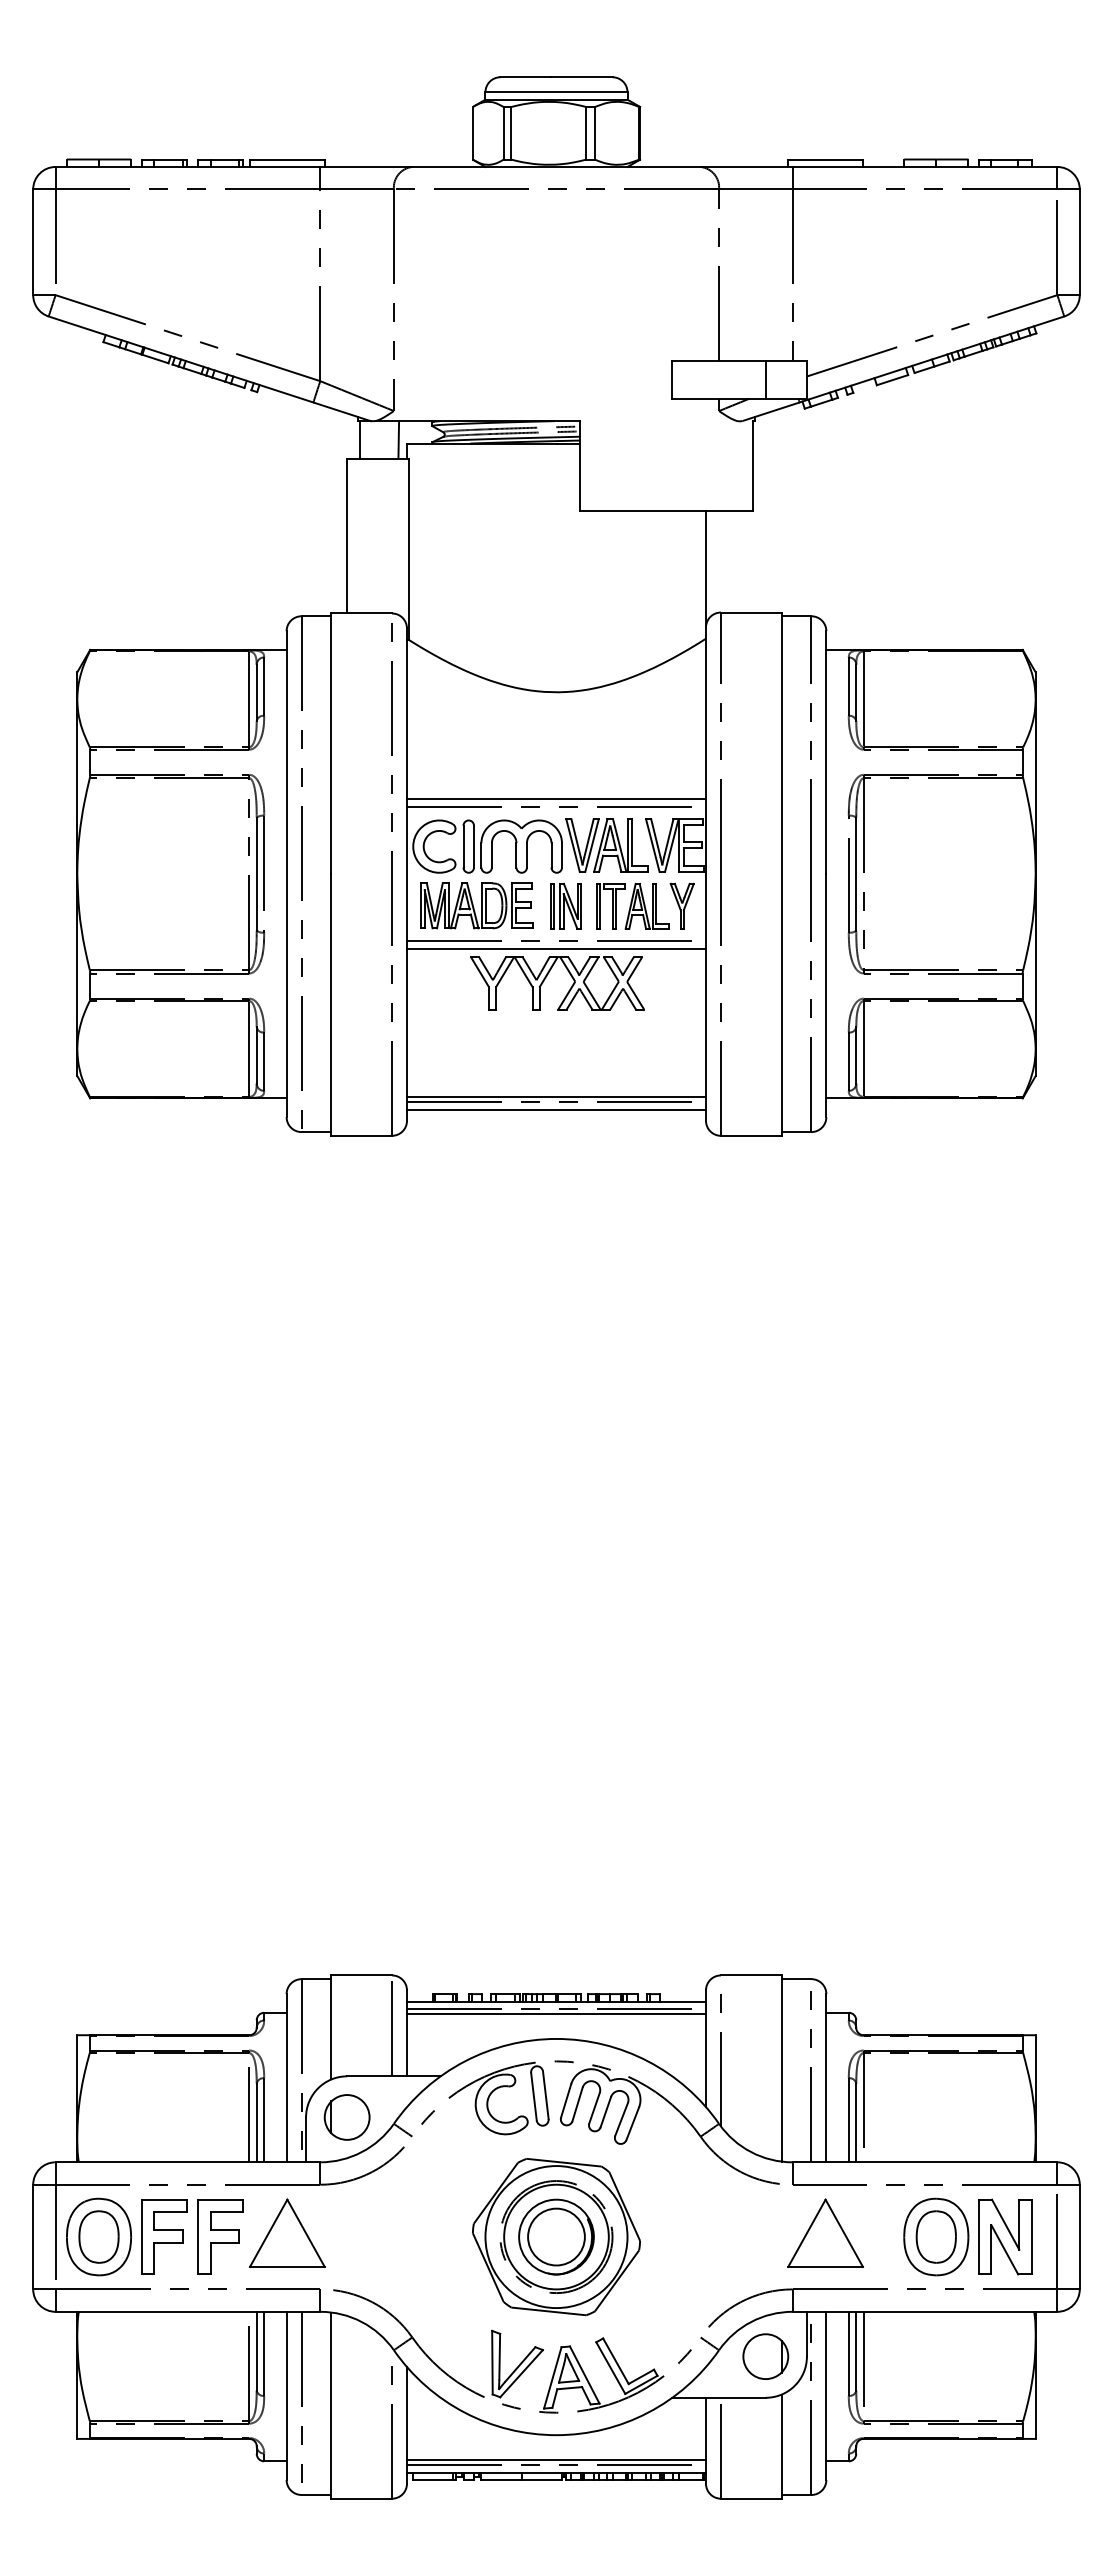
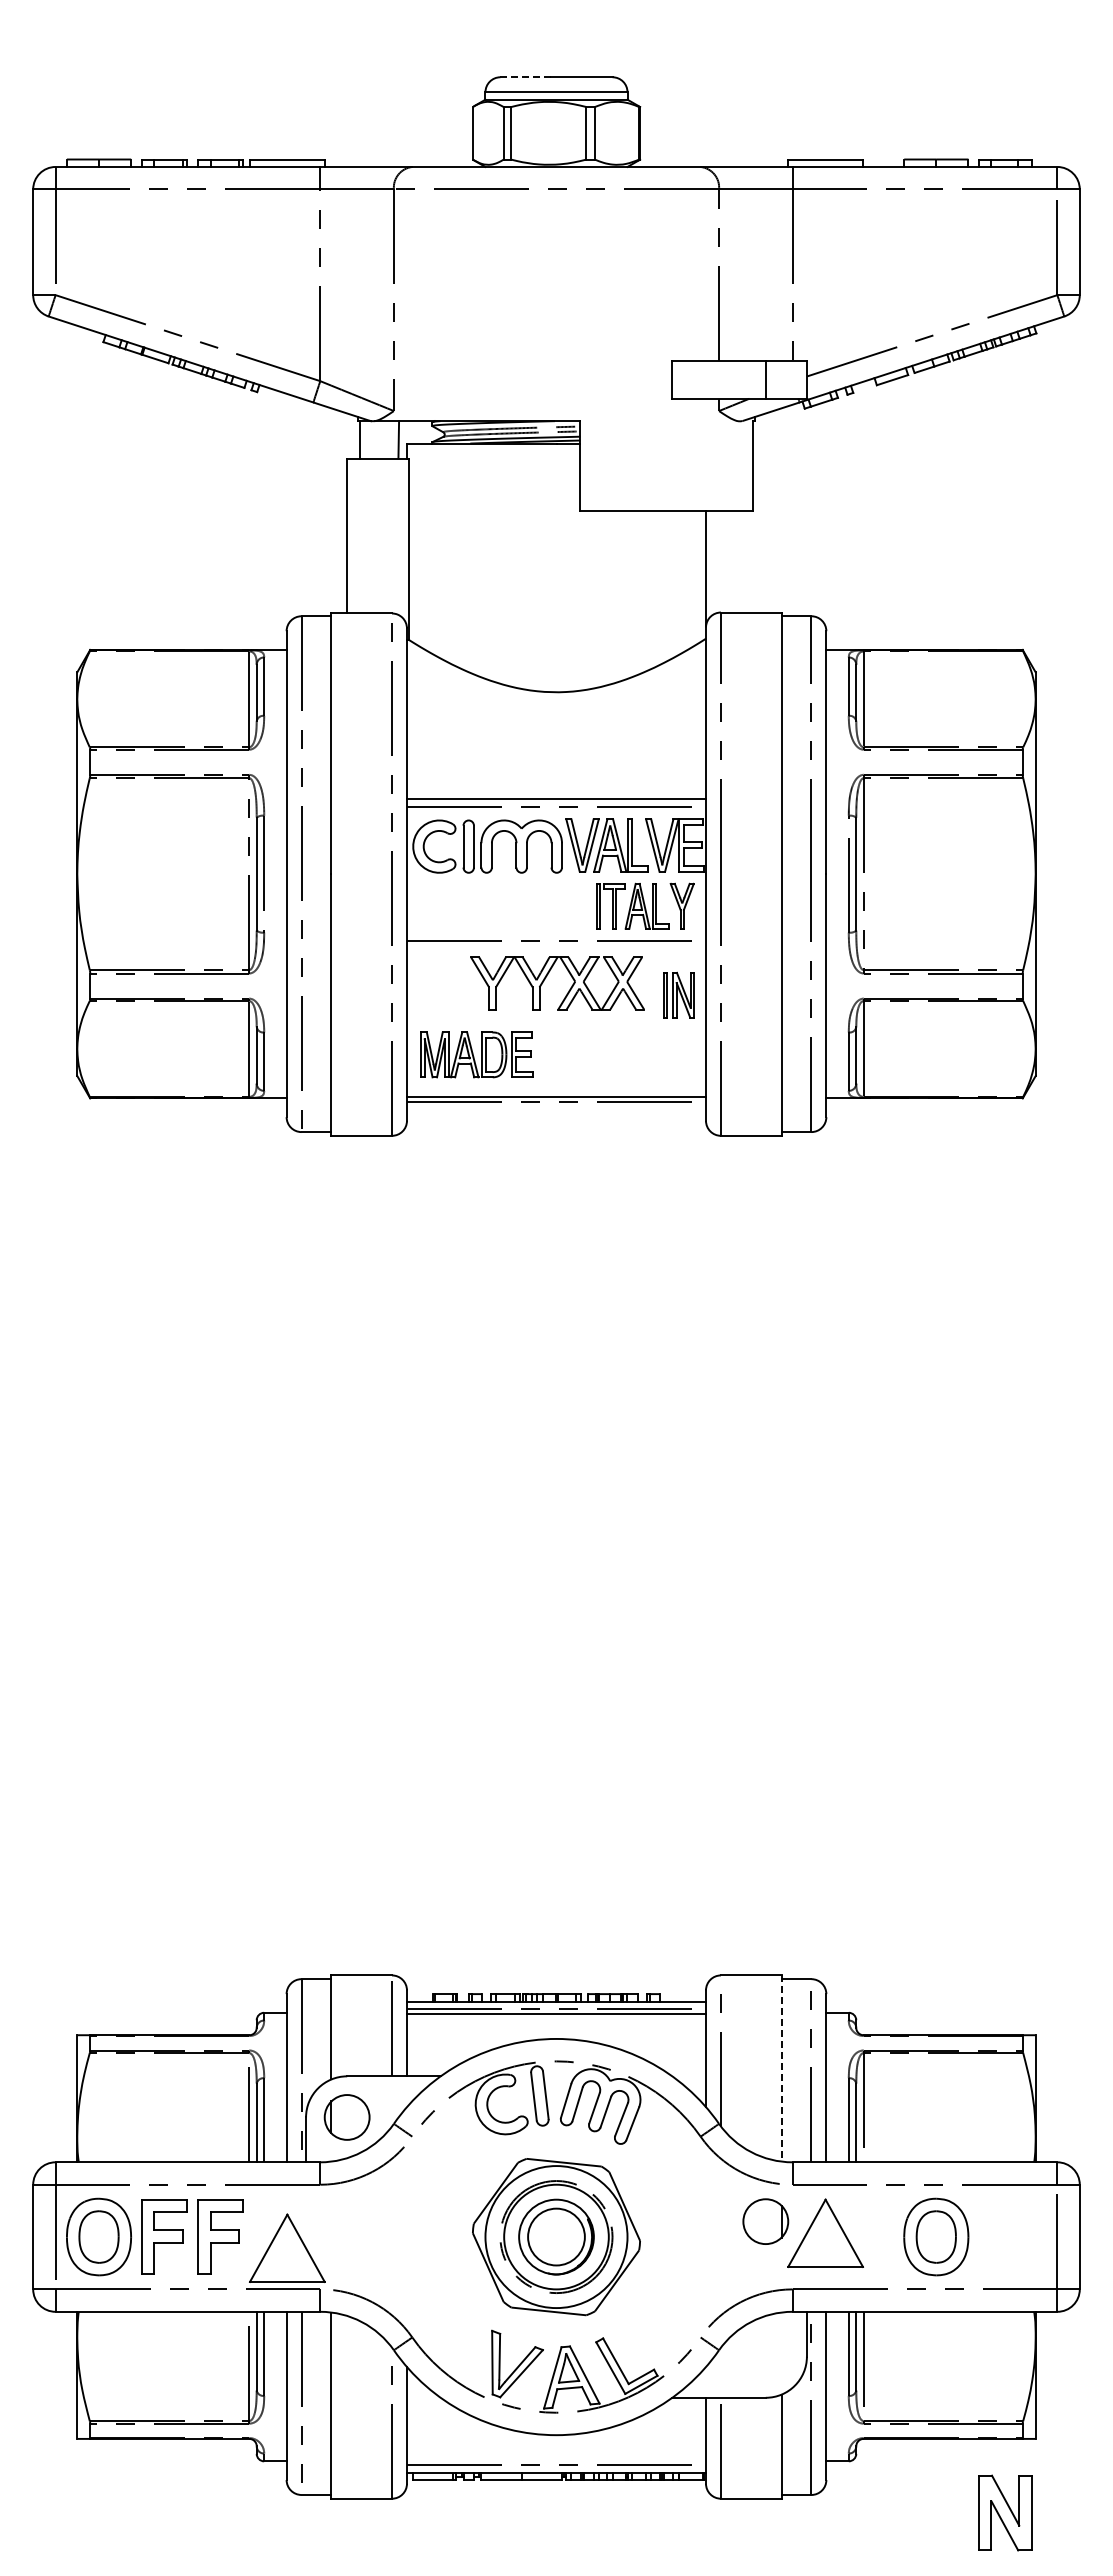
line: solid -> dashed (526, 77)
part position: (476, 905) -> (476, 1054) (476, 1054)
part position: (565, 905) -> (678, 994) (678, 994)
line: present -> none (556, 948)
line: present -> none (556, 1109)
line: solid -> dashed (781, 2069)
part position: (287, 2232) -> (287, 2247) (287, 2247)
part position: (1005, 2236) -> (1005, 2512) (1005, 2512)
part position: (765, 2356) -> (765, 2221) (765, 2221)
line: present -> none (556, 2460)
